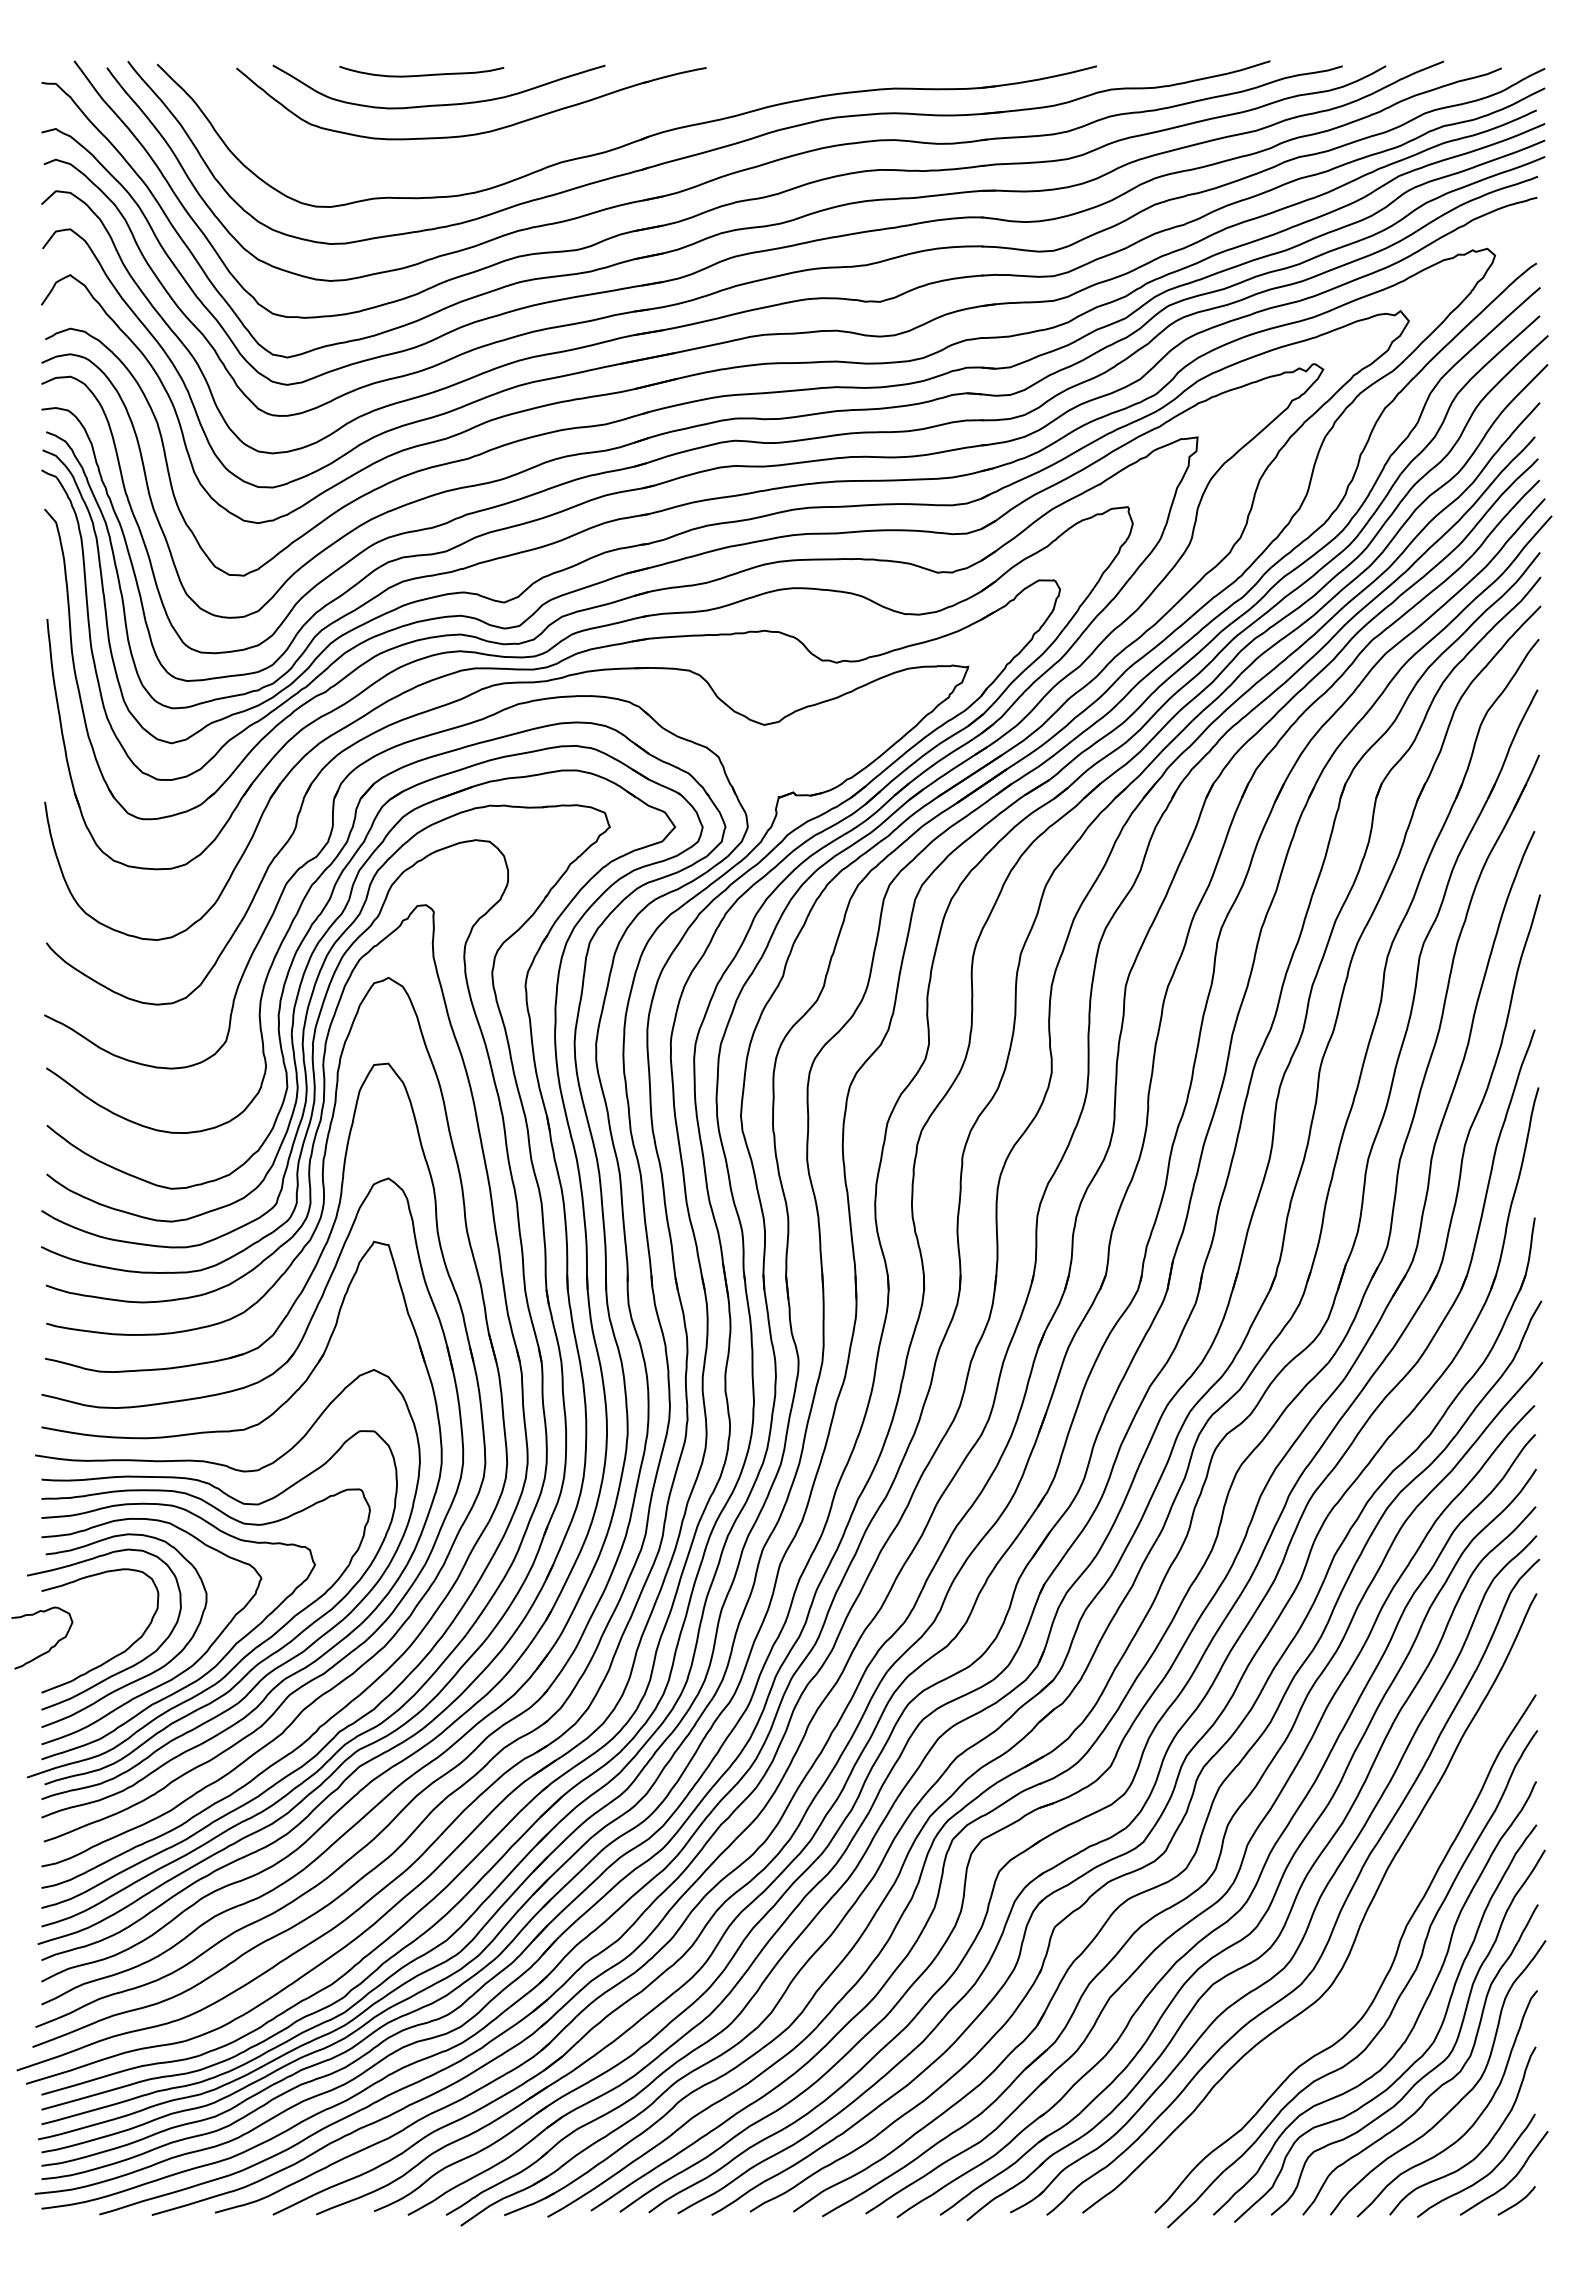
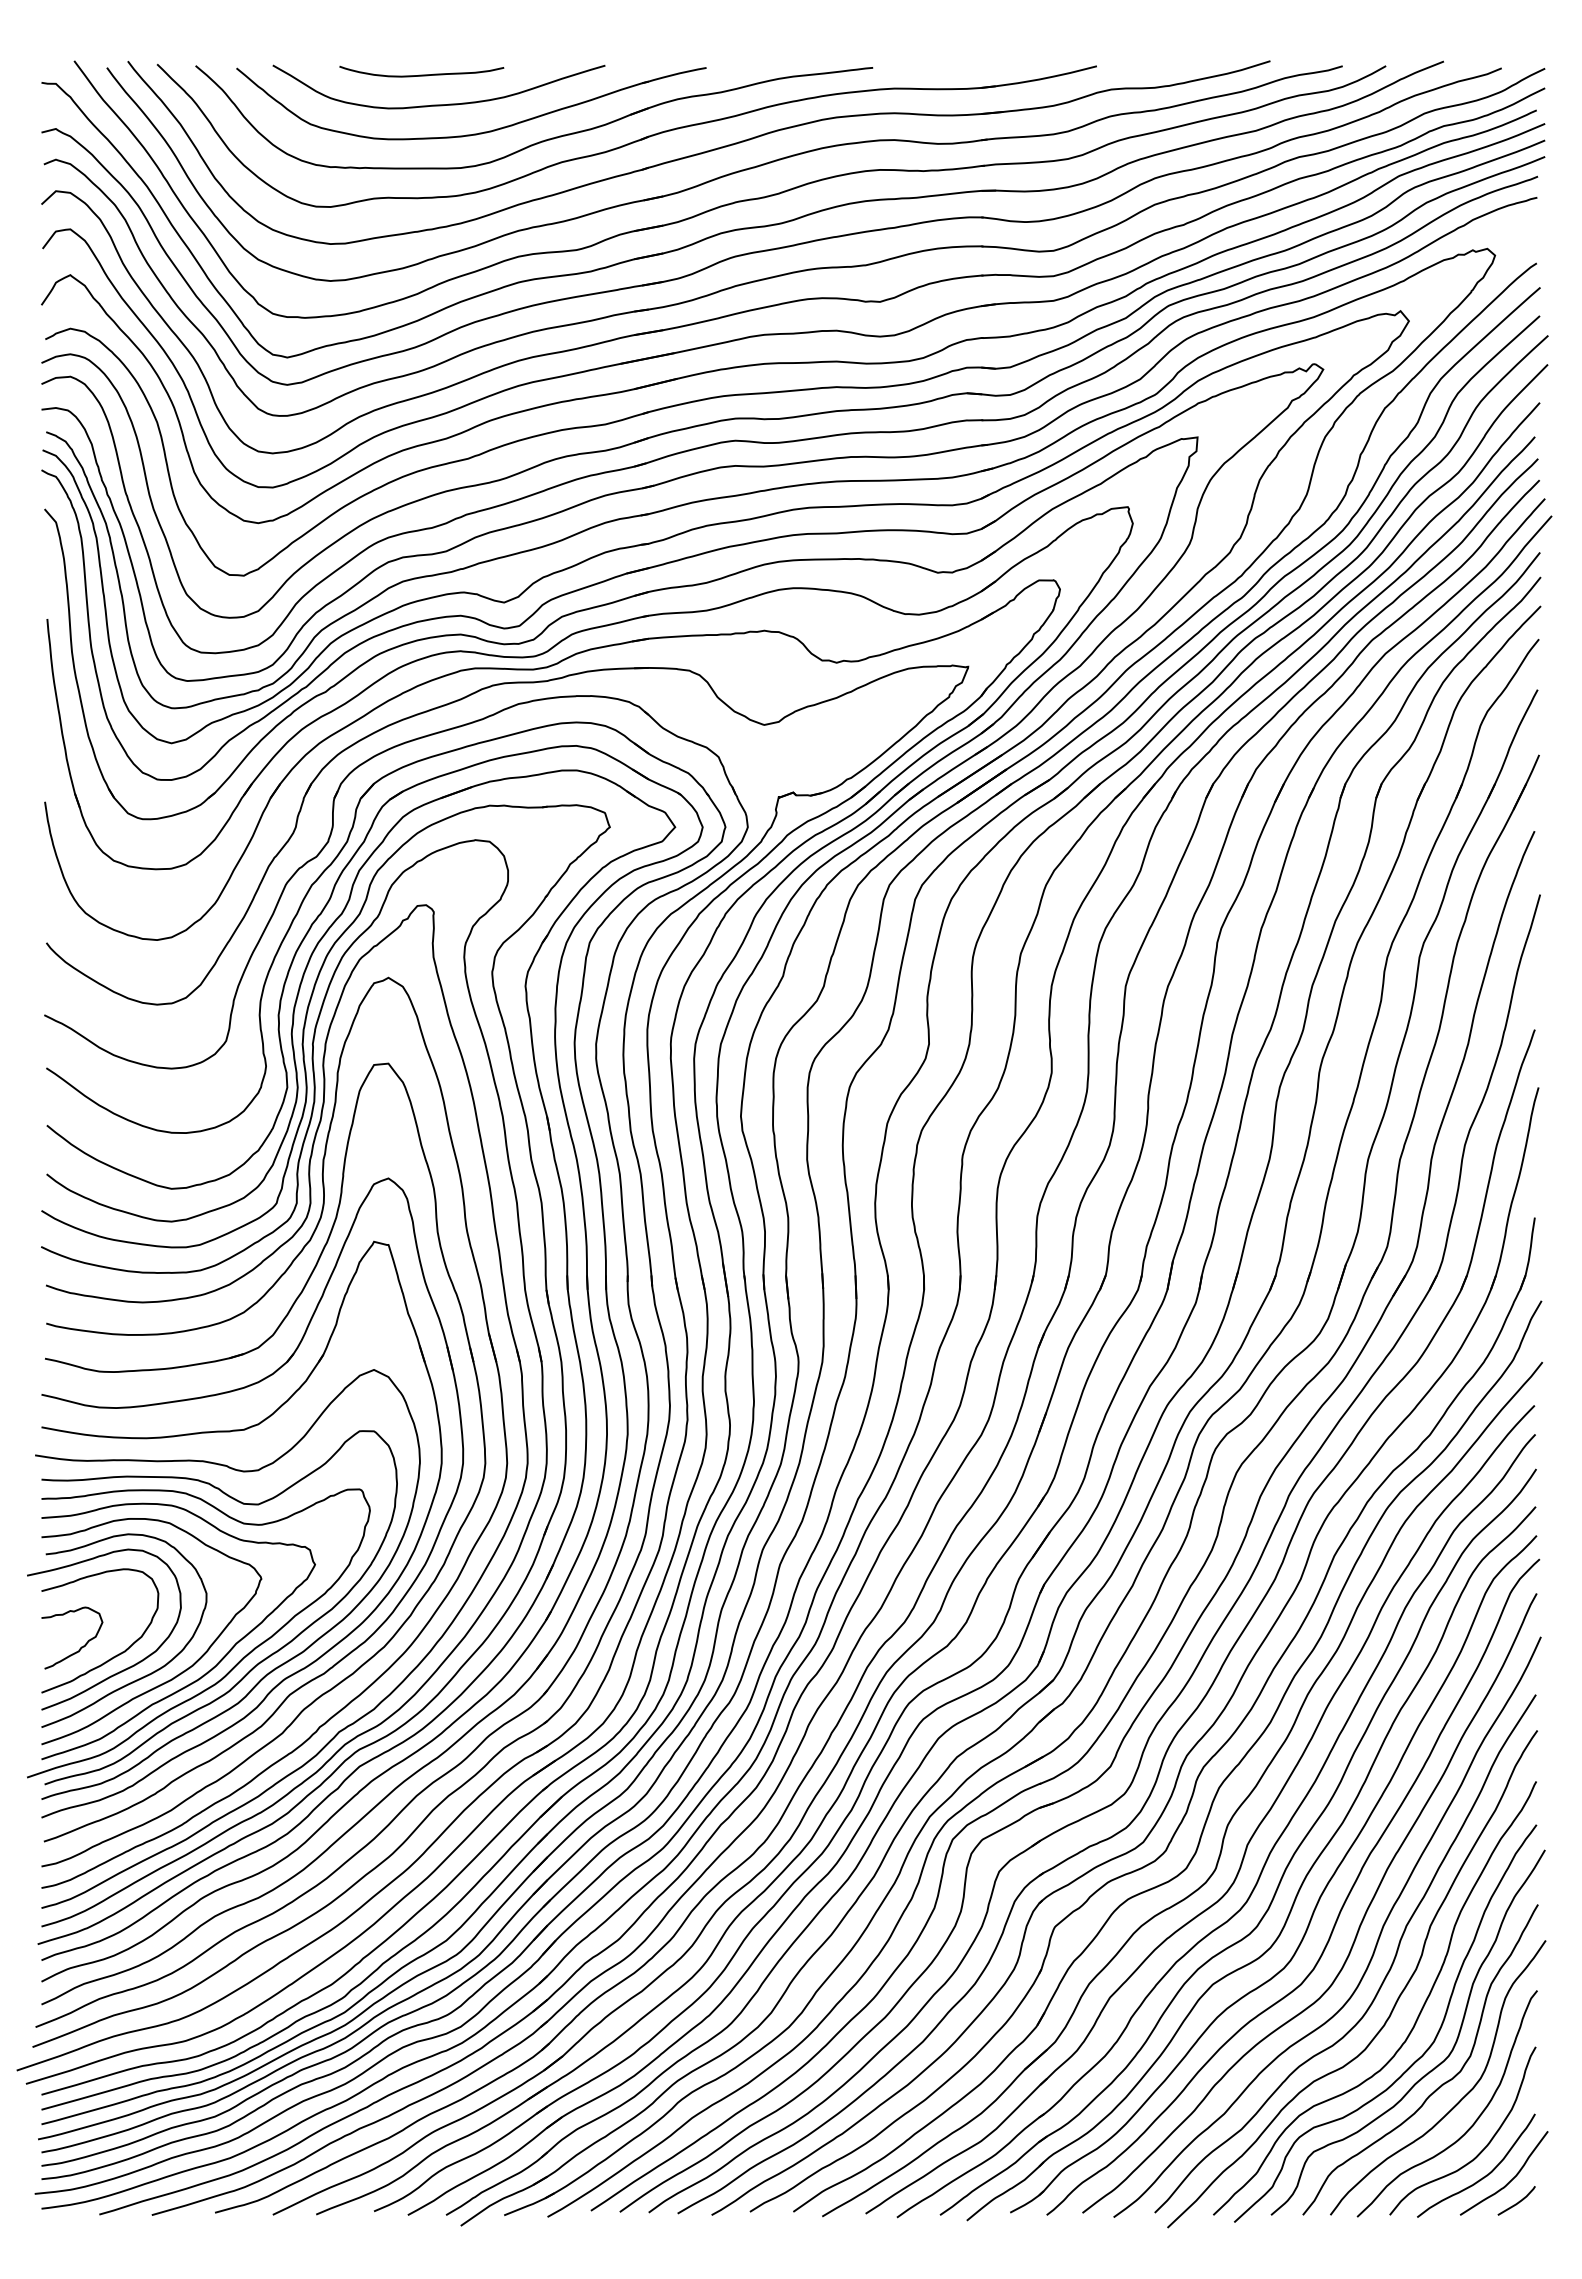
part: none -> present (541, 140)
curve position: (51, 1646) -> (81, 1646) (81, 1646)
curve: none -> present (1376, 1941)
